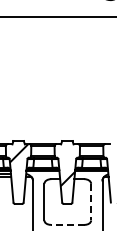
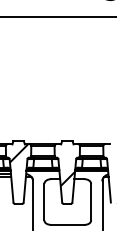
line: dashed -> solid (91, 202)
line: dashed -> solid (67, 224)
